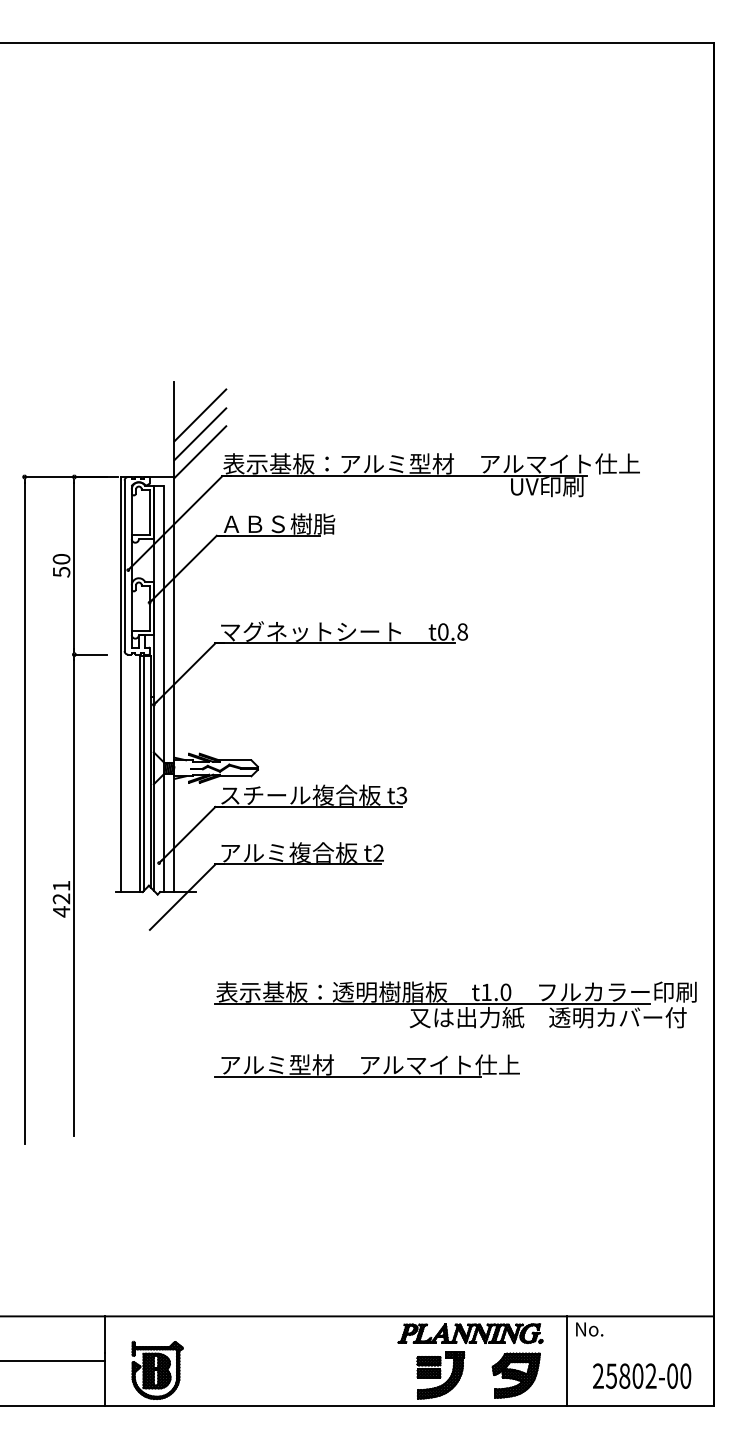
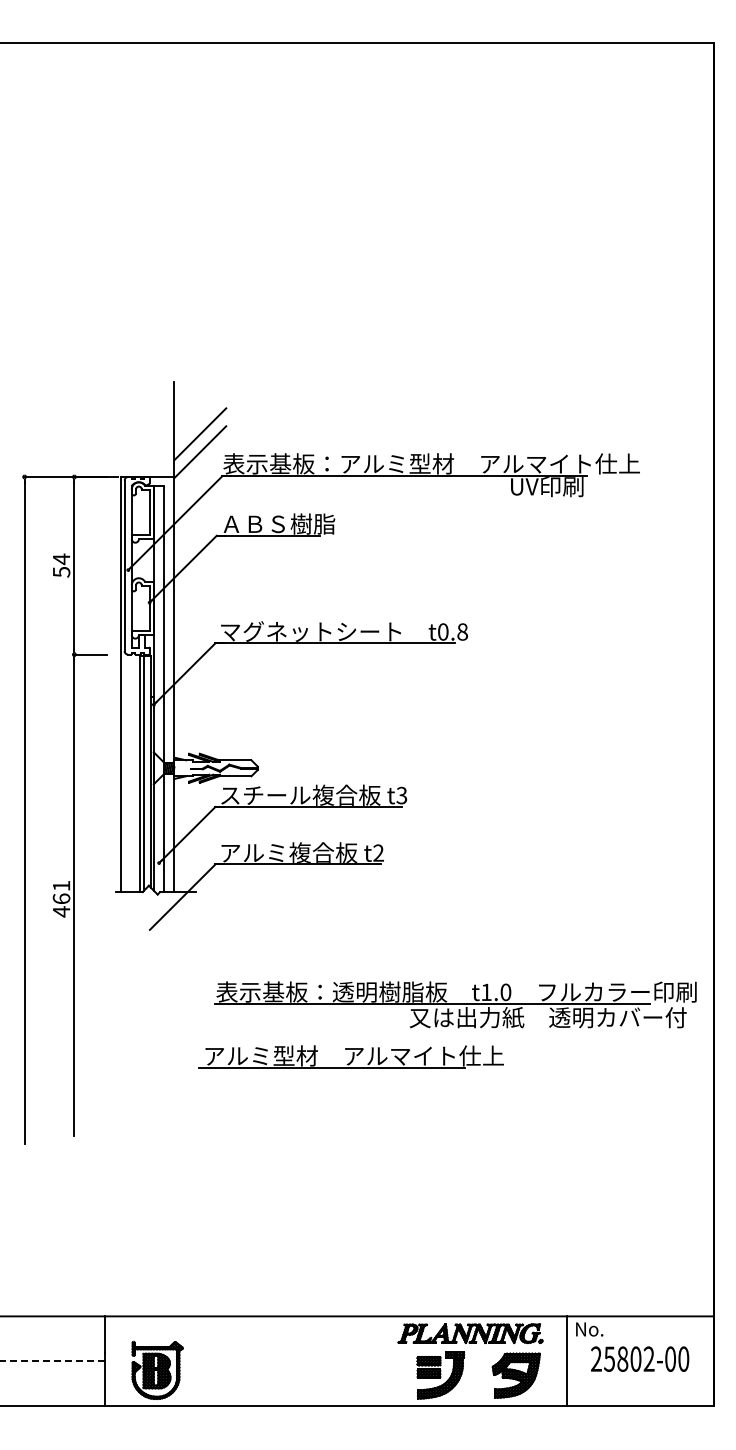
line: present -> none (200, 415)
text: 50 -> 54 (61, 559)
text: 421 -> 461 (61, 898)
part position: (366, 1065) -> (350, 1056) (350, 1056)
line: solid -> dashed (52, 1361)
text position: (642, 1375) -> (640, 1358) (640, 1358)
